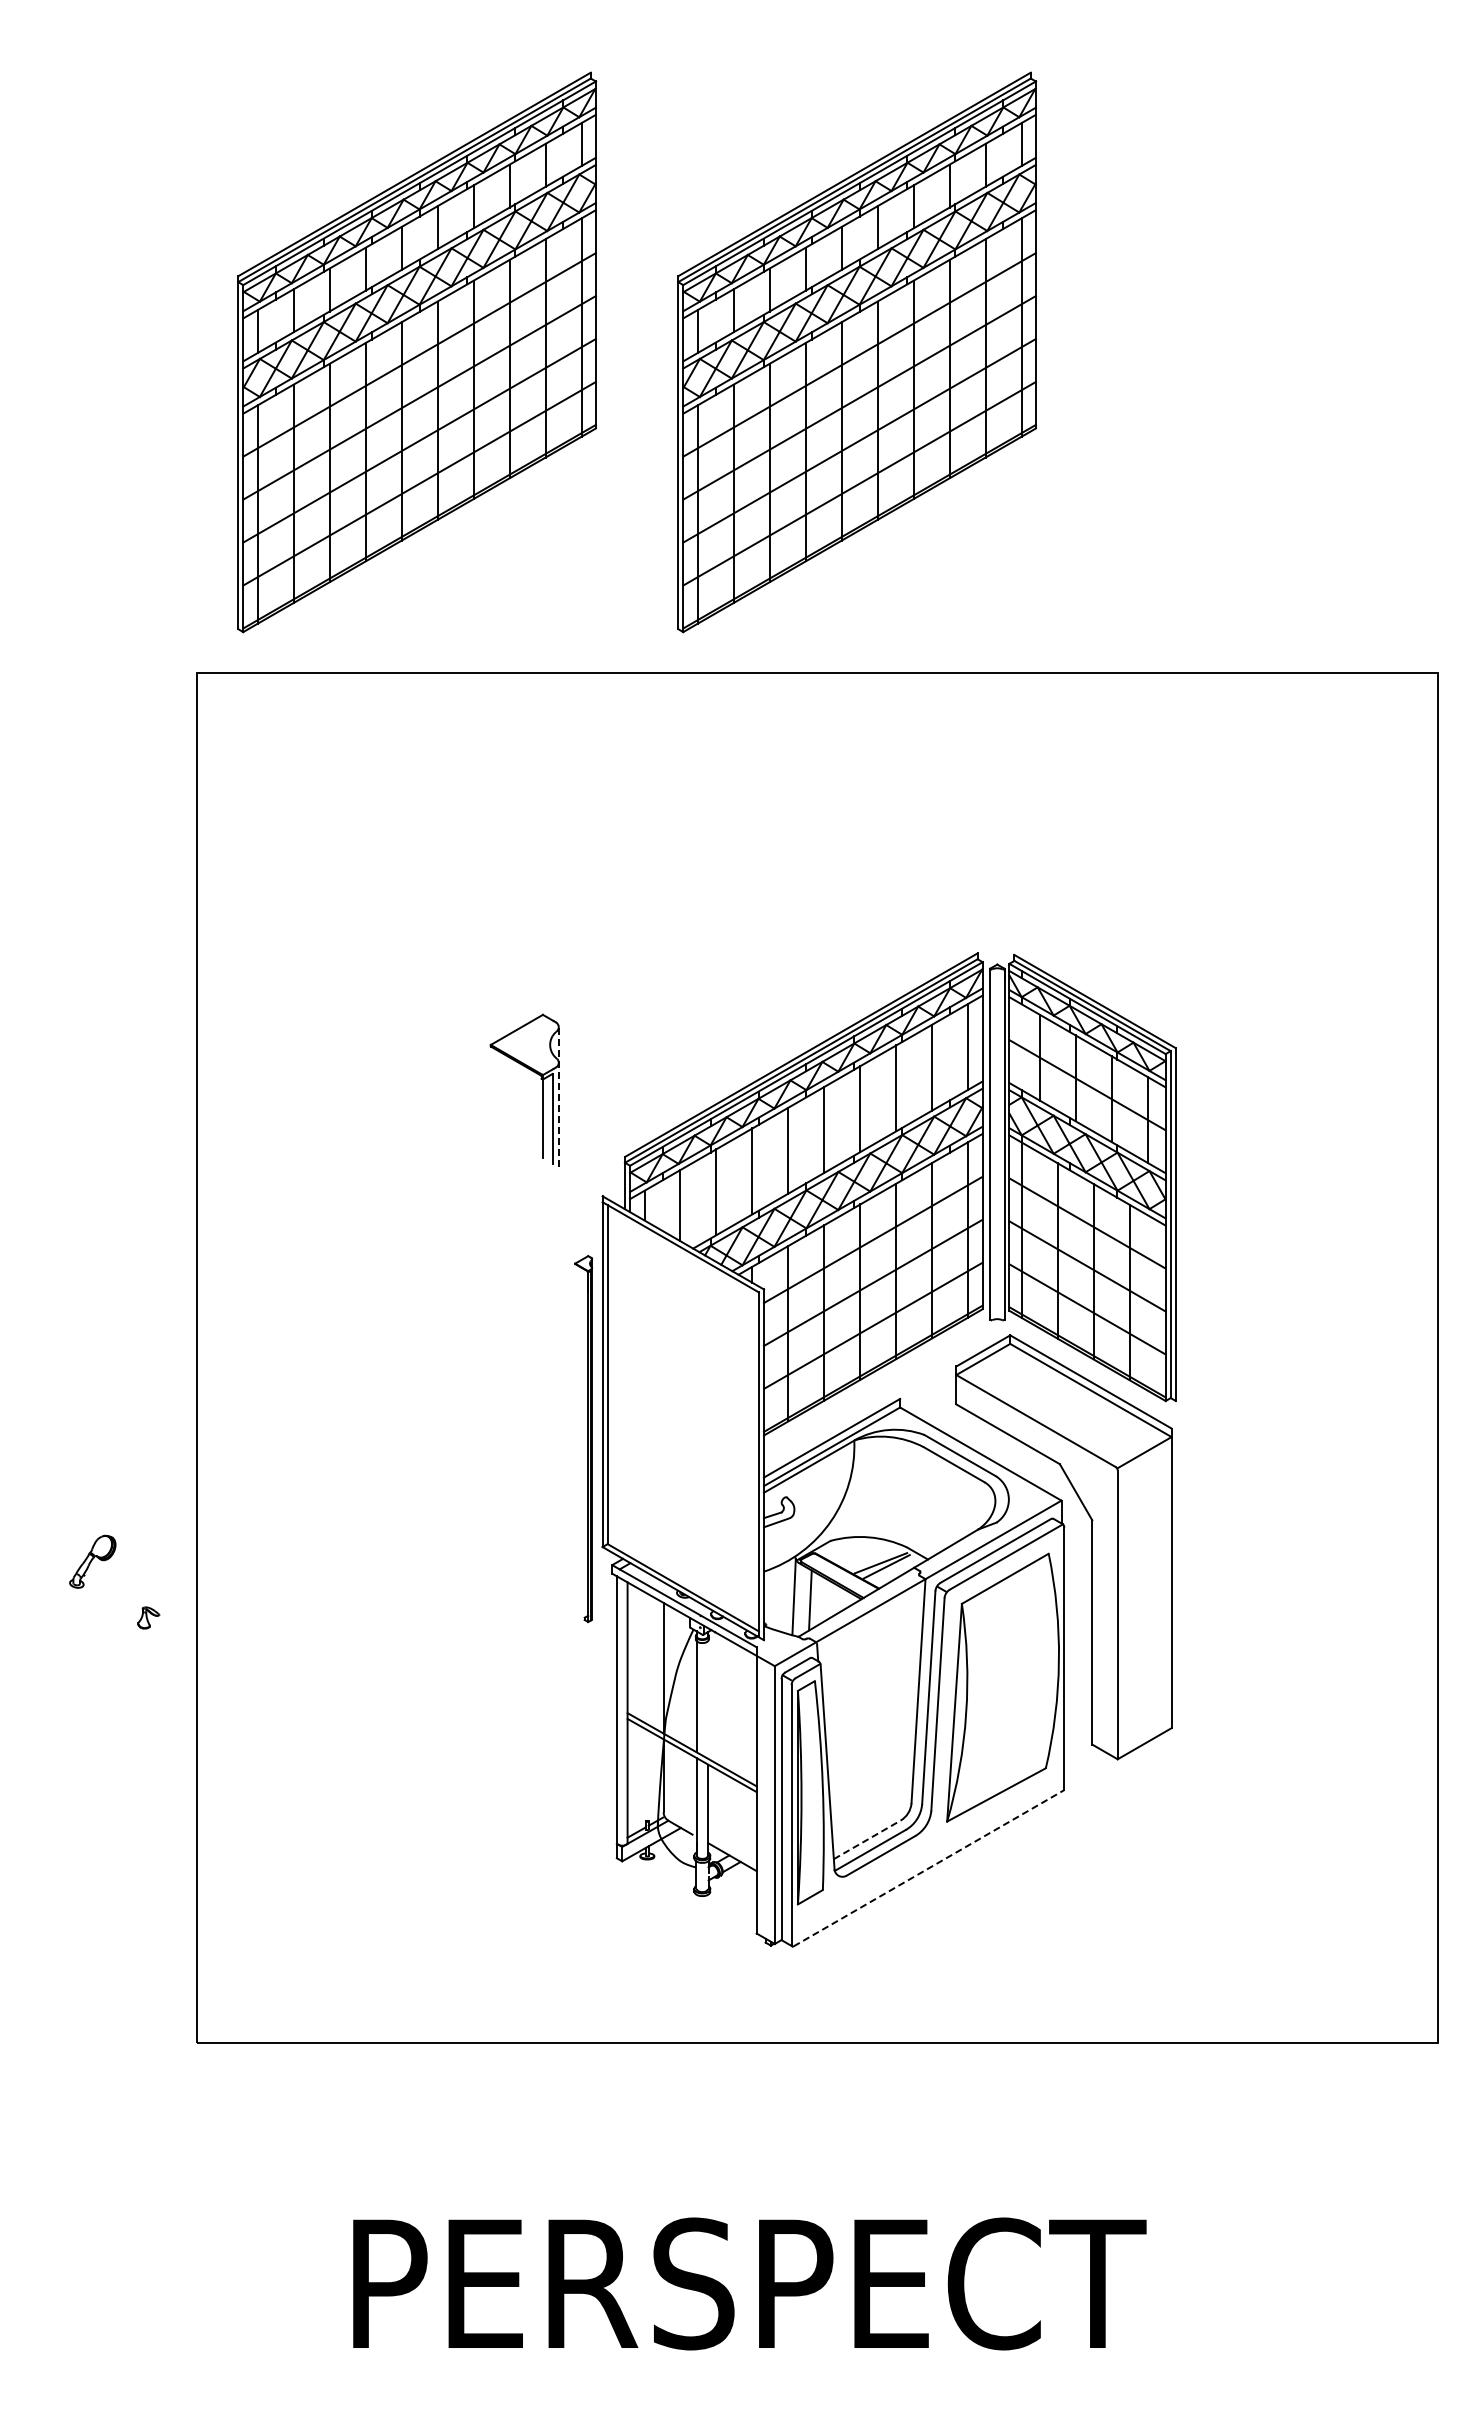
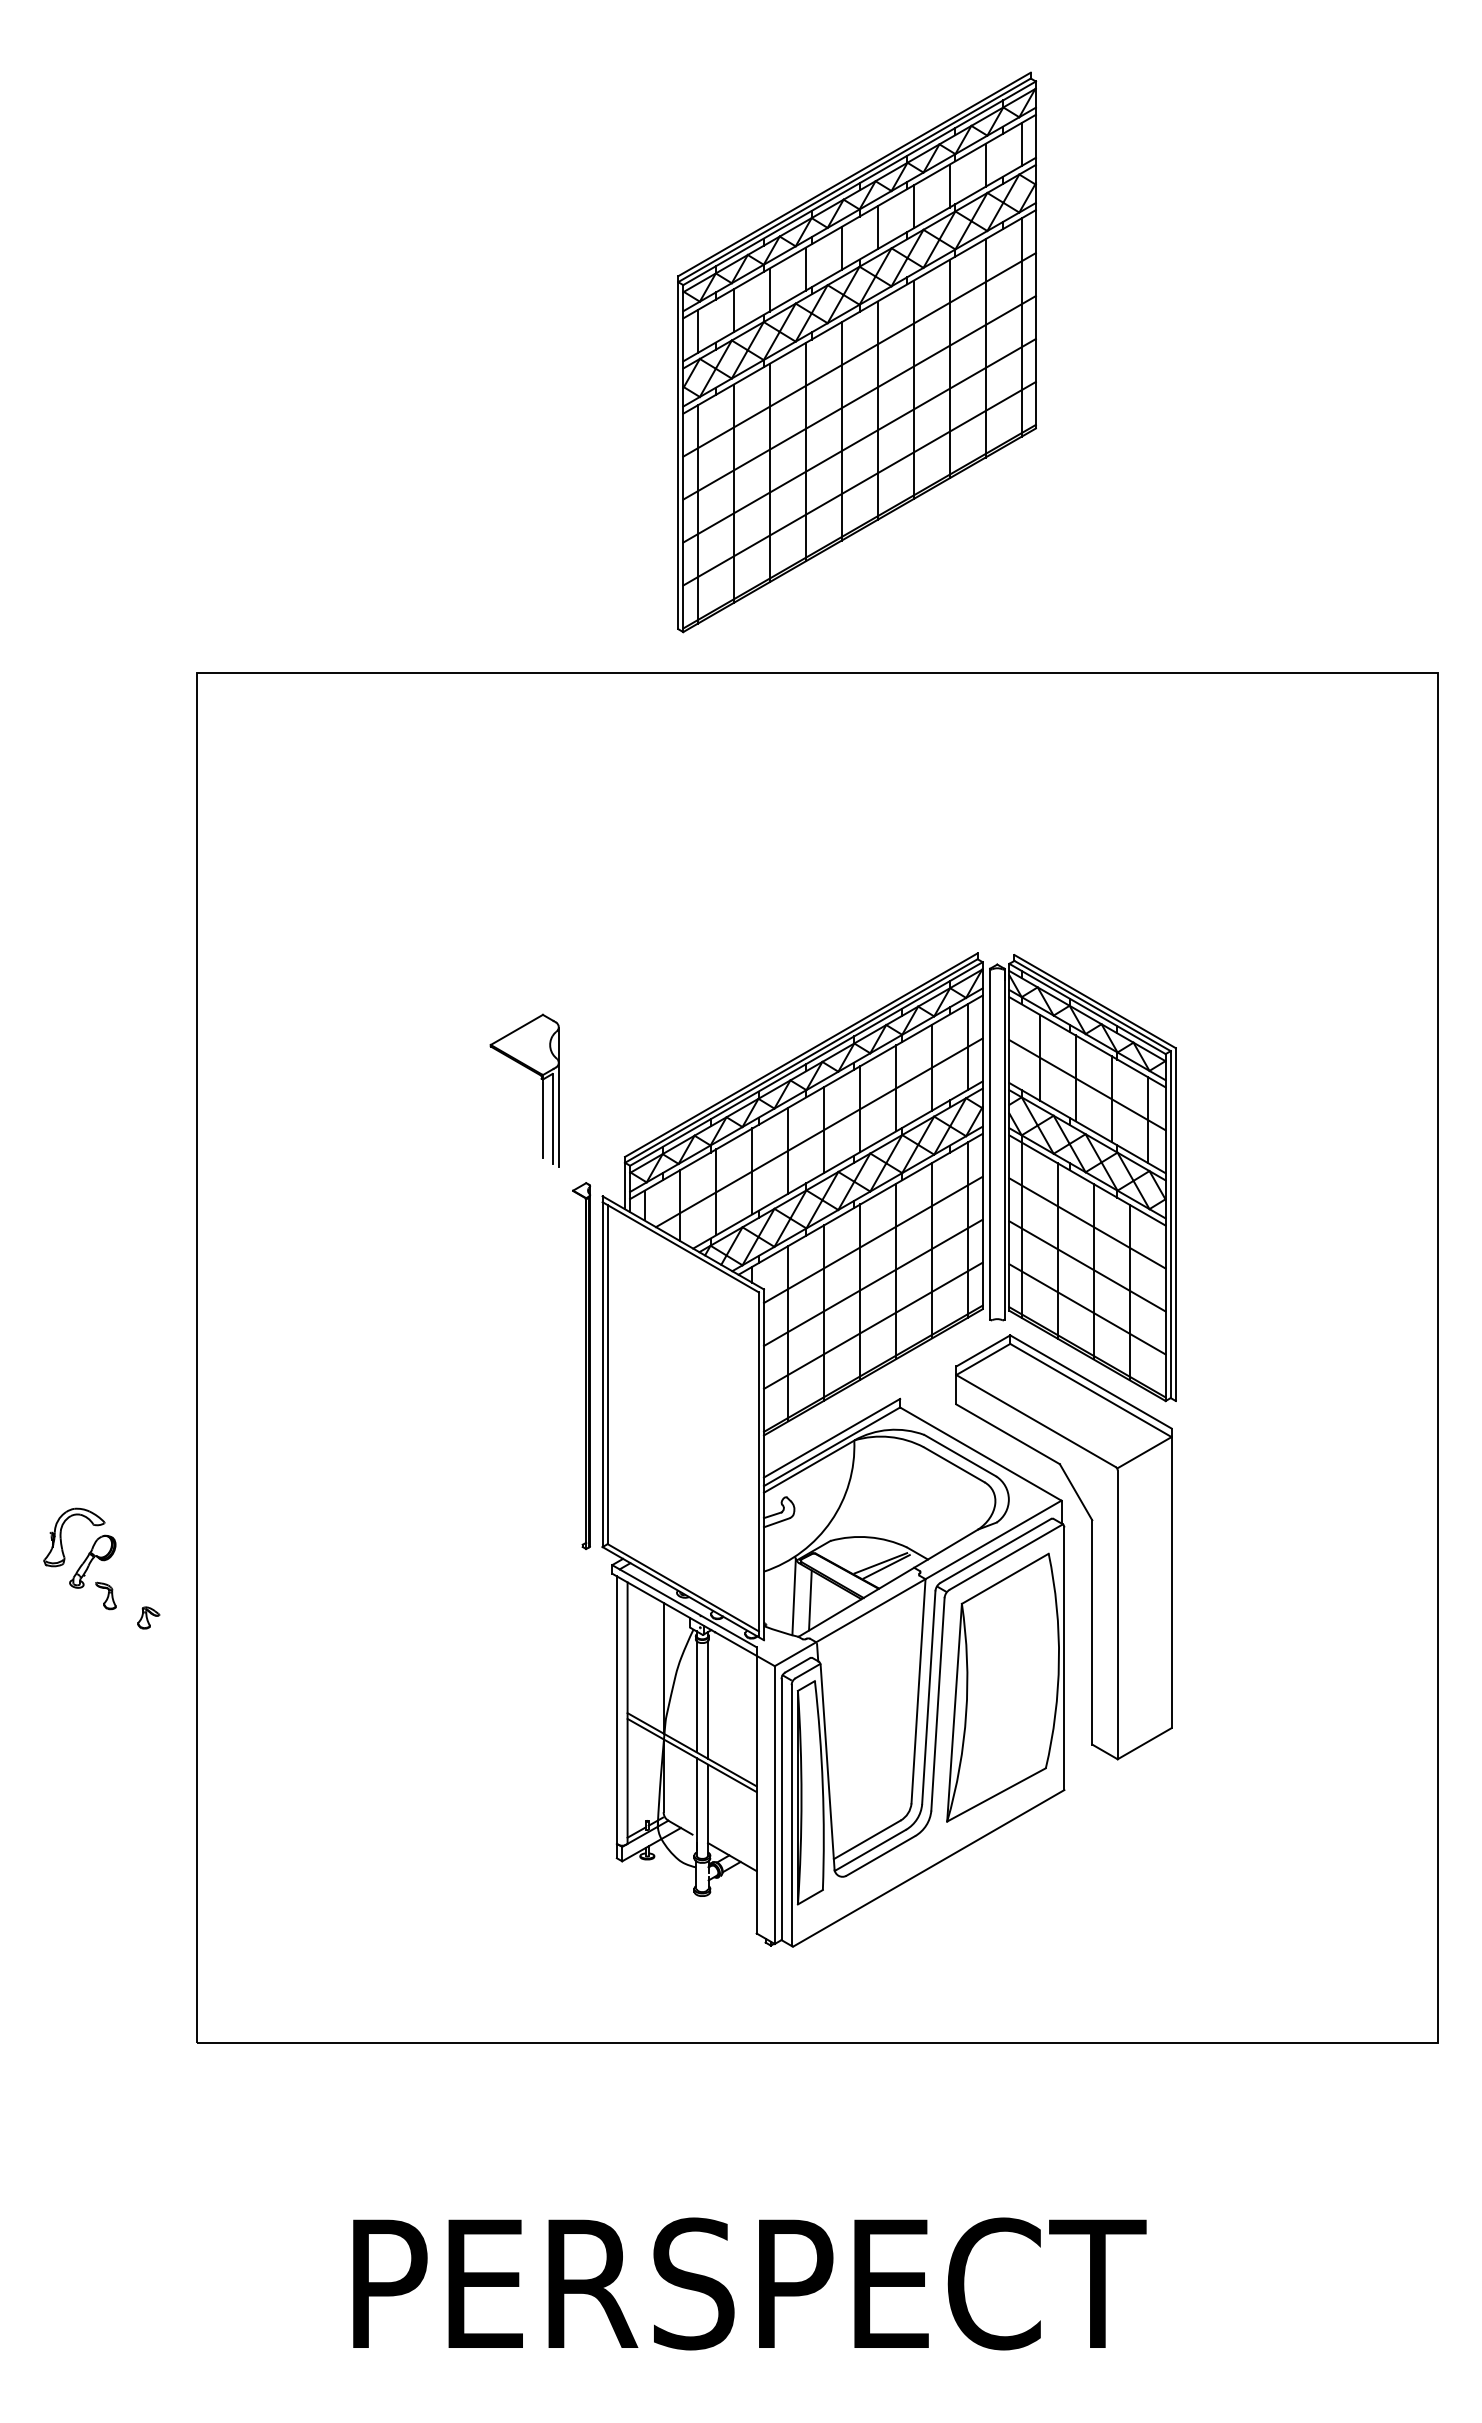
part: present -> none (417, 352)
line: dashed -> solid (558, 1097)
line: none -> present (819, 1132)
part position: (583, 1438) -> (581, 1365) (581, 1365)
part: none -> present (61, 1537)
part: none -> present (105, 1595)
line: none -> present (708, 1699)
line: dashed -> solid (867, 1839)
line: dashed -> solid (929, 1867)
